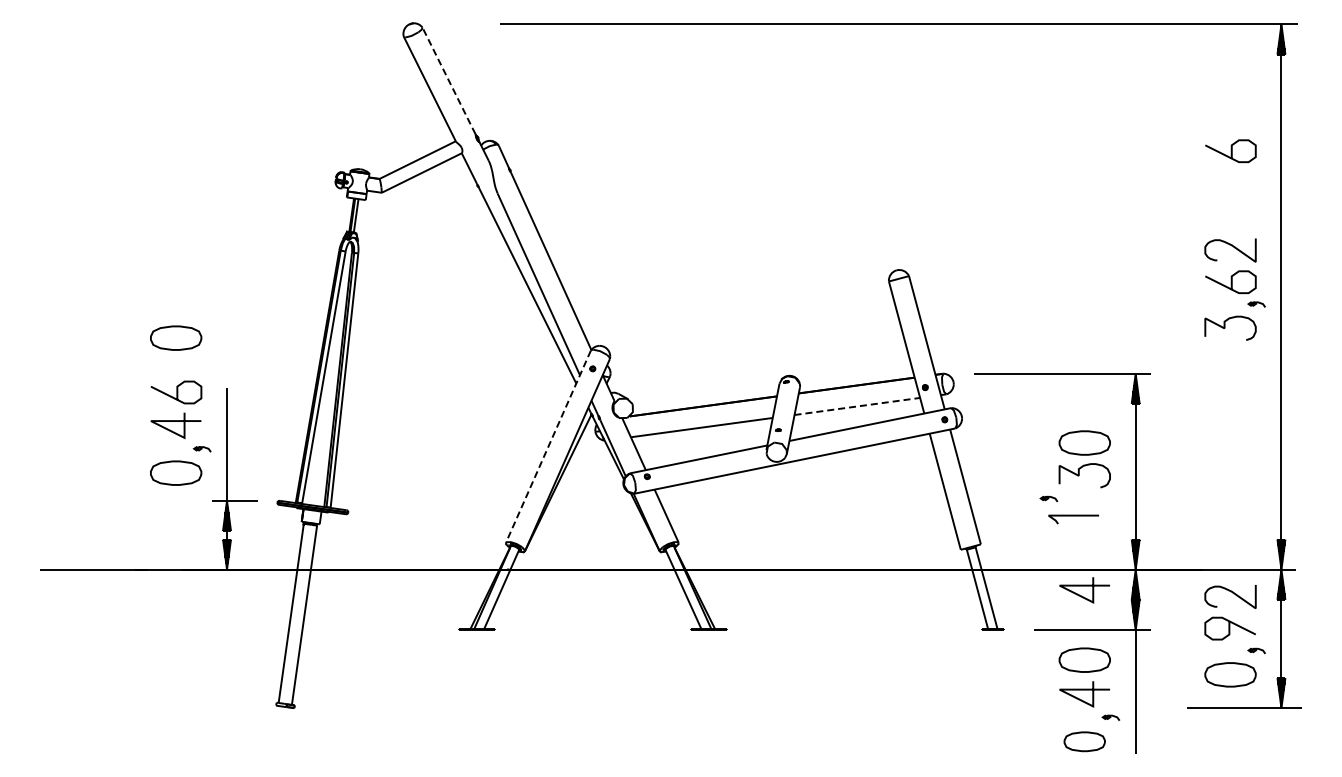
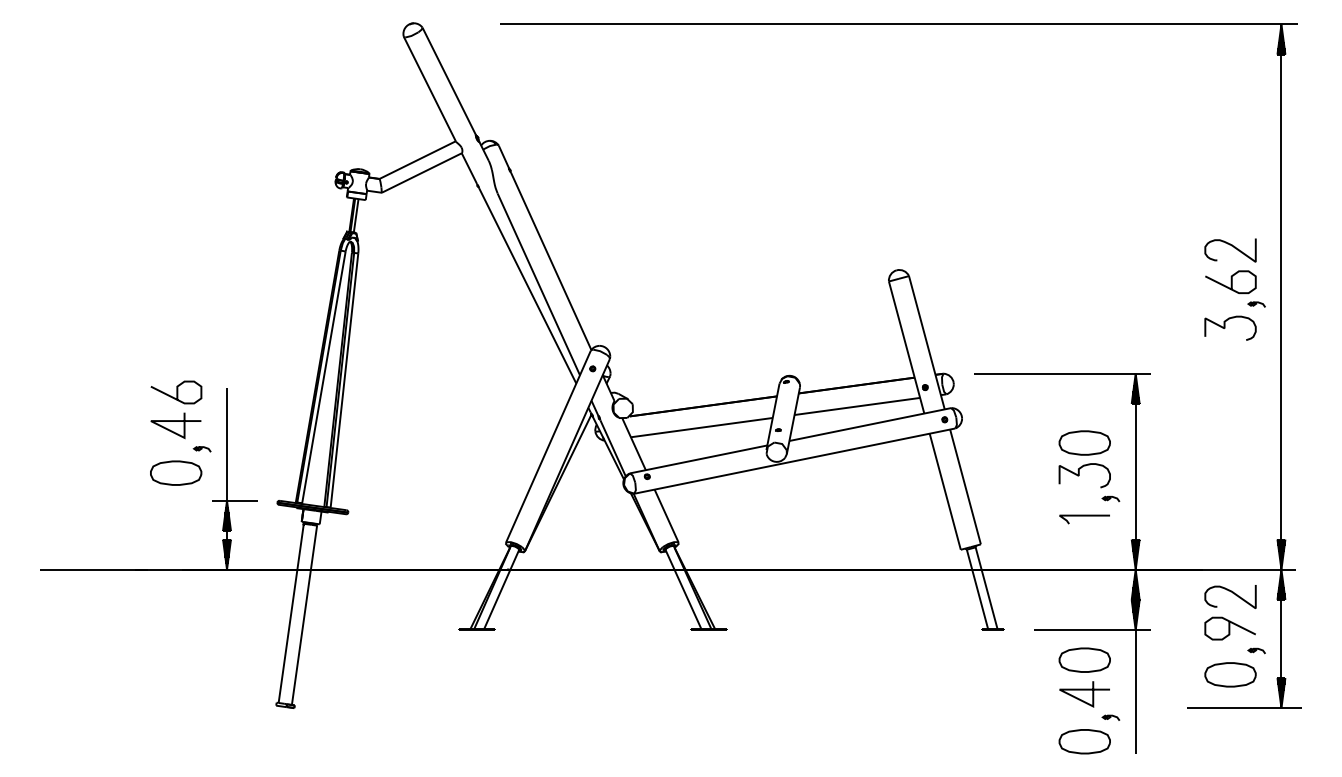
line: dashed -> solid (448, 80)
curve: present -> none (1230, 151)
part: present -> none (176, 337)
line: dashed -> solid (857, 406)
line: dashed -> solid (548, 447)
part position: (1048, 498) -> (1110, 498) (1110, 498)
line position: (1073, 516) -> (1084, 516) (1084, 516)
line: present -> none (1084, 586)
part size: 43x22 px -> 53x26 px (1084, 741)
